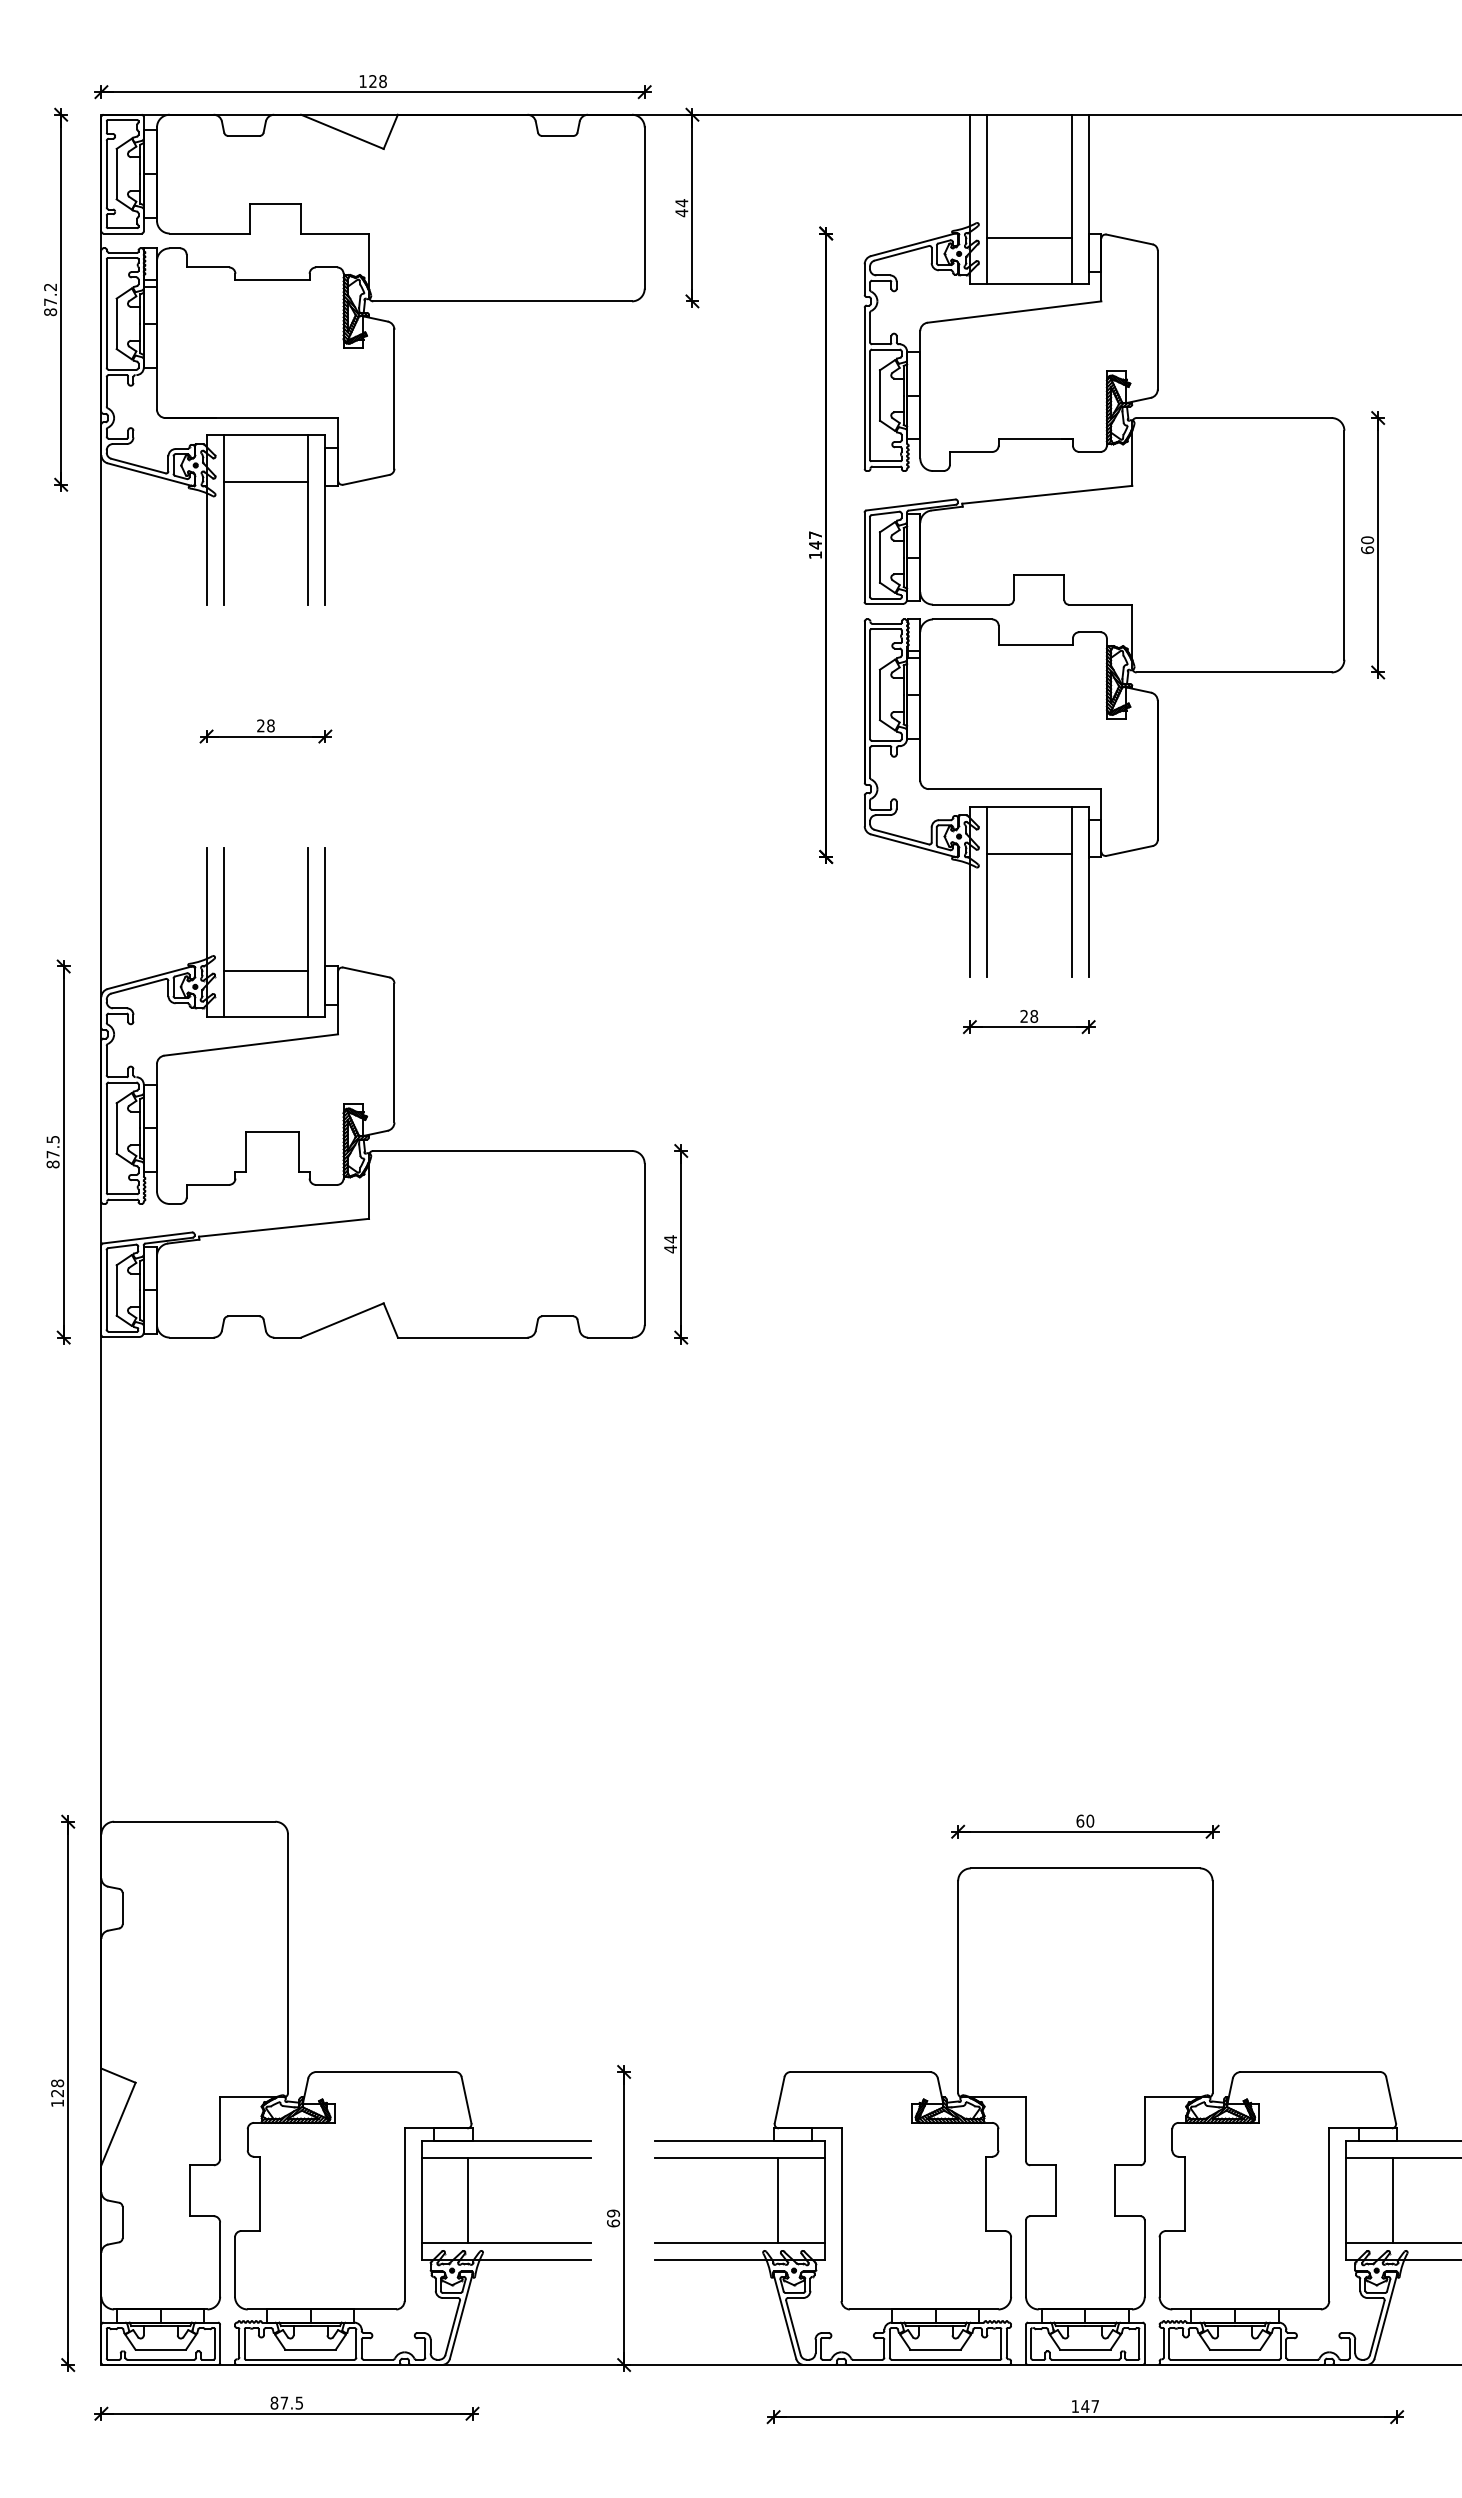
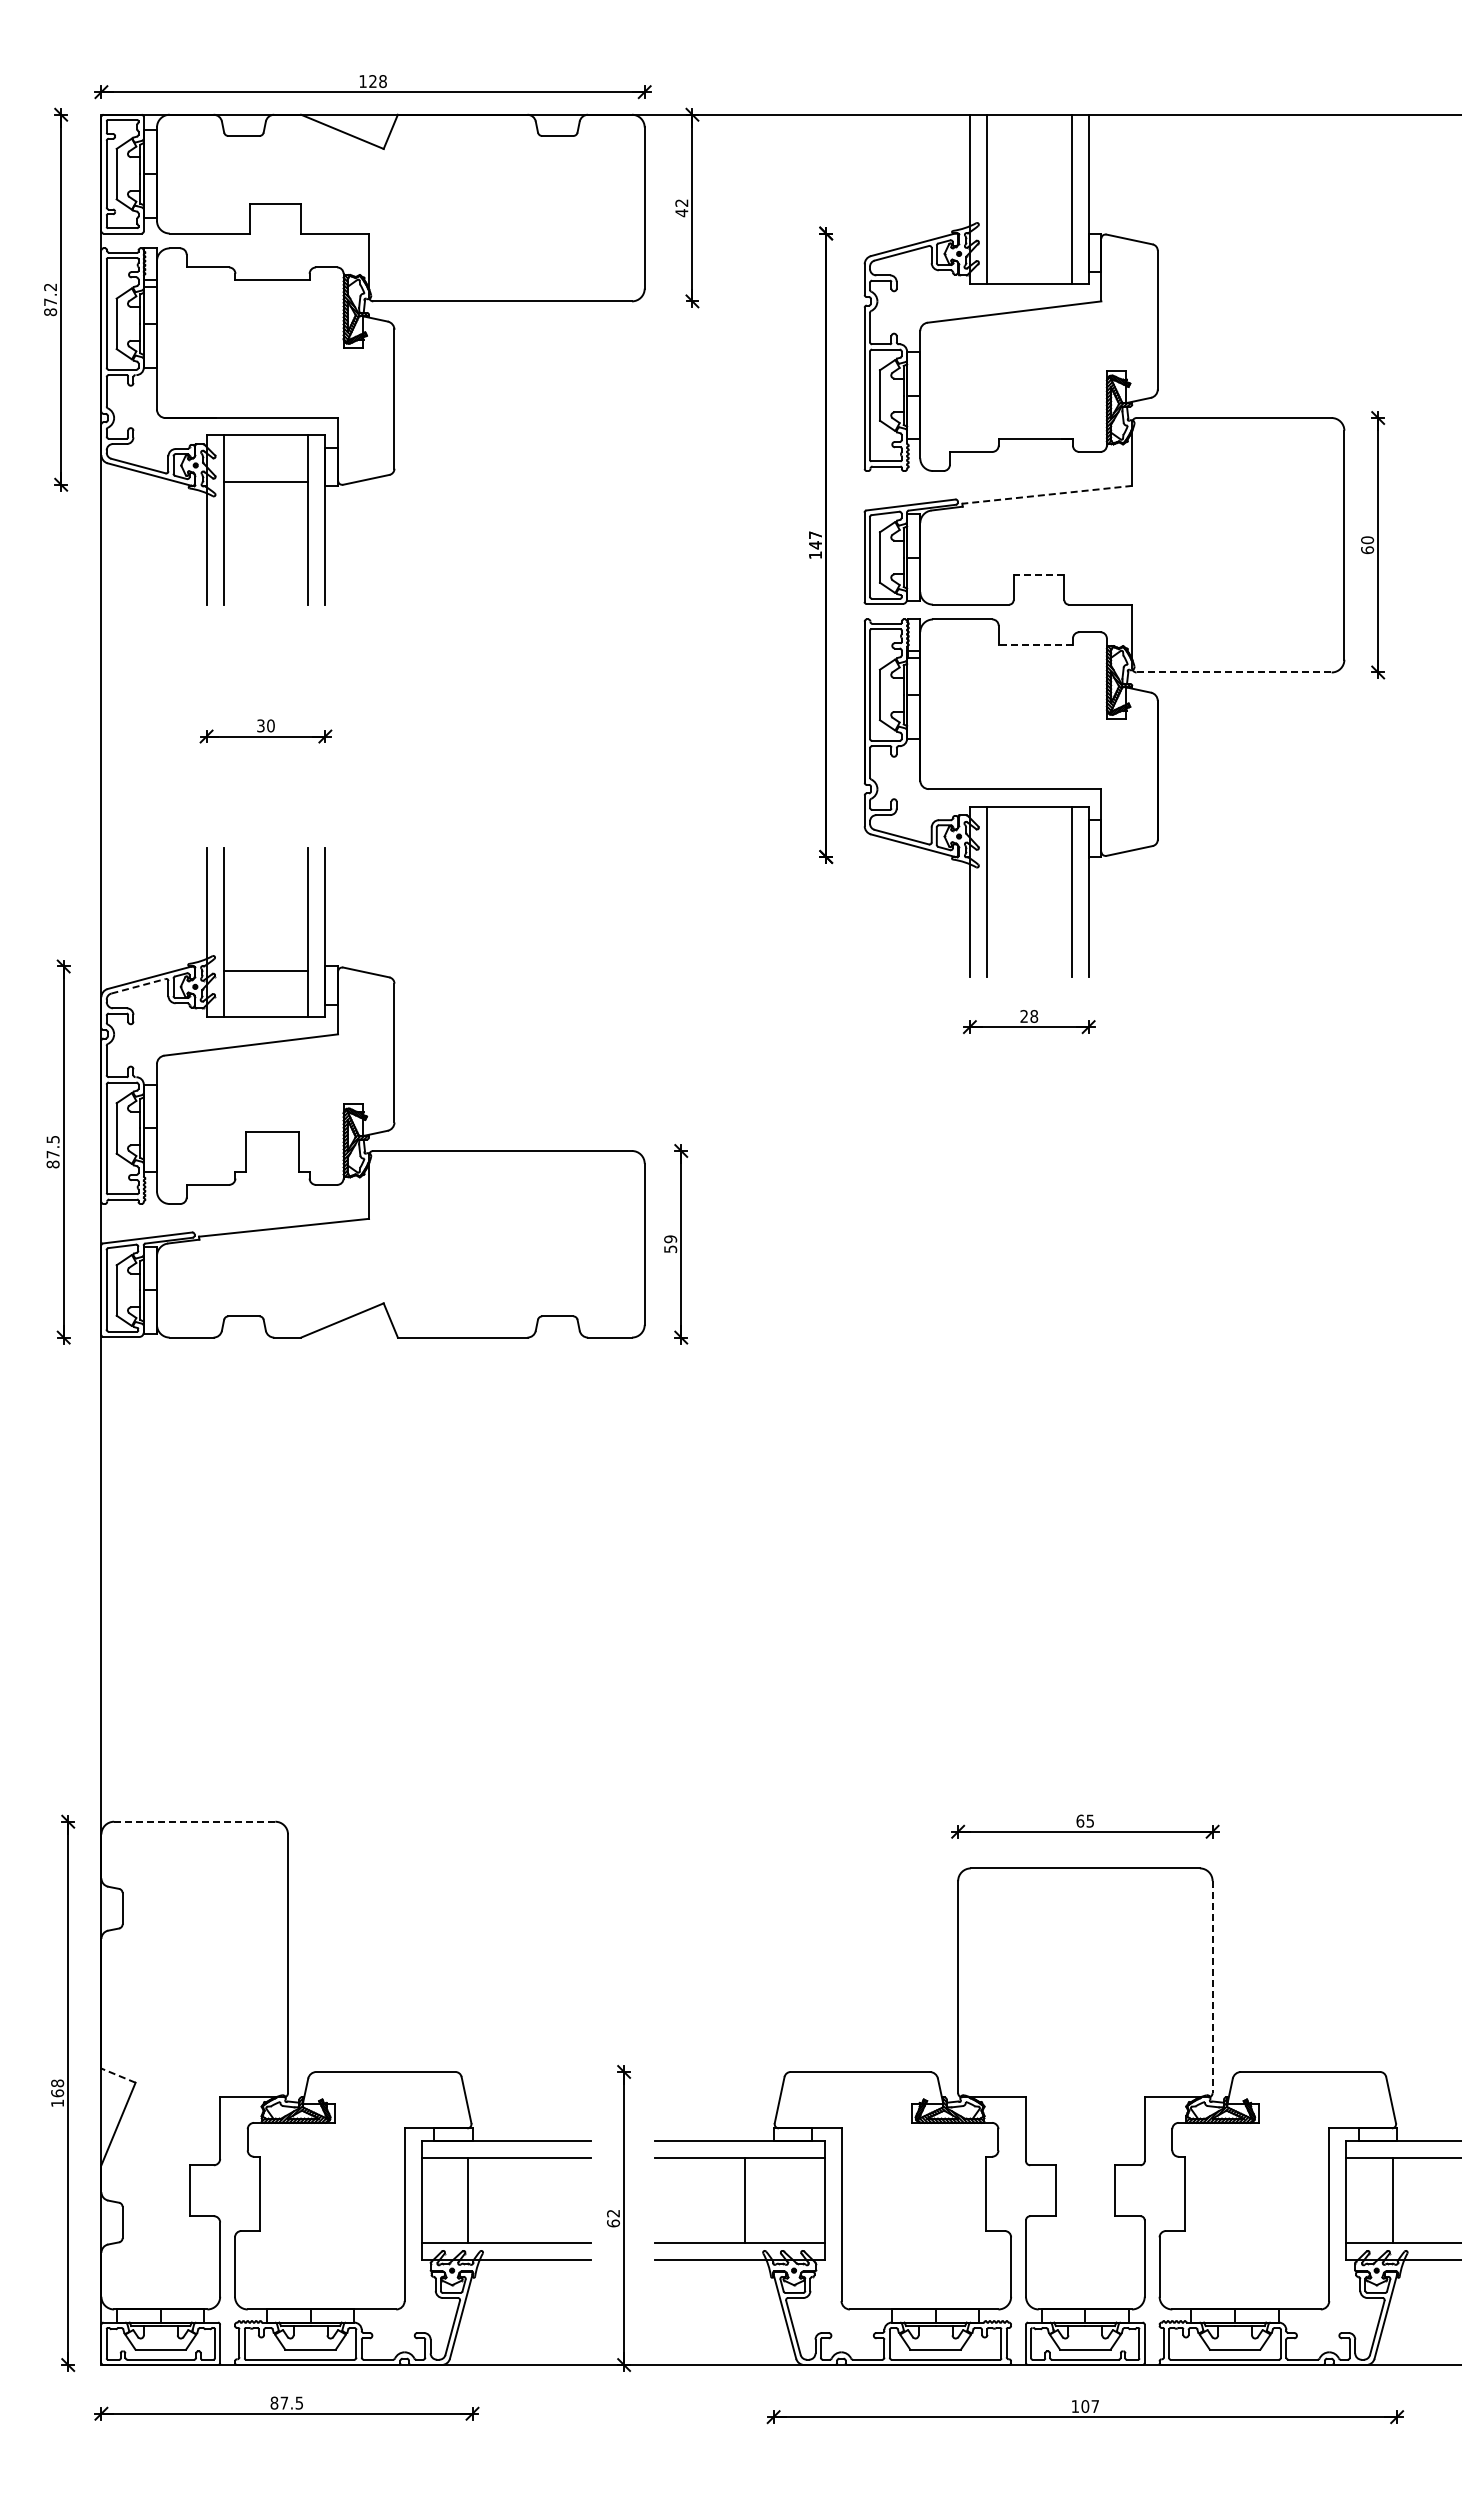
text: 44 -> 42 (681, 203)
line: present -> none (1028, 237)
line: solid -> dashed (1046, 494)
line: solid -> dashed (1038, 574)
line: solid -> dashed (1035, 644)
line: solid -> dashed (1234, 672)
text: 28 -> 30 (265, 725)
line: present -> none (1028, 853)
line: solid -> dashed (139, 986)
text: 44 -> 59 (670, 1244)
text: 60 -> 65 (1090, 1820)
line: solid -> dashed (194, 1821)
line: solid -> dashed (1212, 1987)
line: solid -> dashed (118, 2075)
text: 128 -> 168 (57, 2093)
line position: (777, 2200) -> (744, 2200) (744, 2200)
text: 69 -> 62 (613, 2213)
text: 147 -> 107 (1085, 2406)
